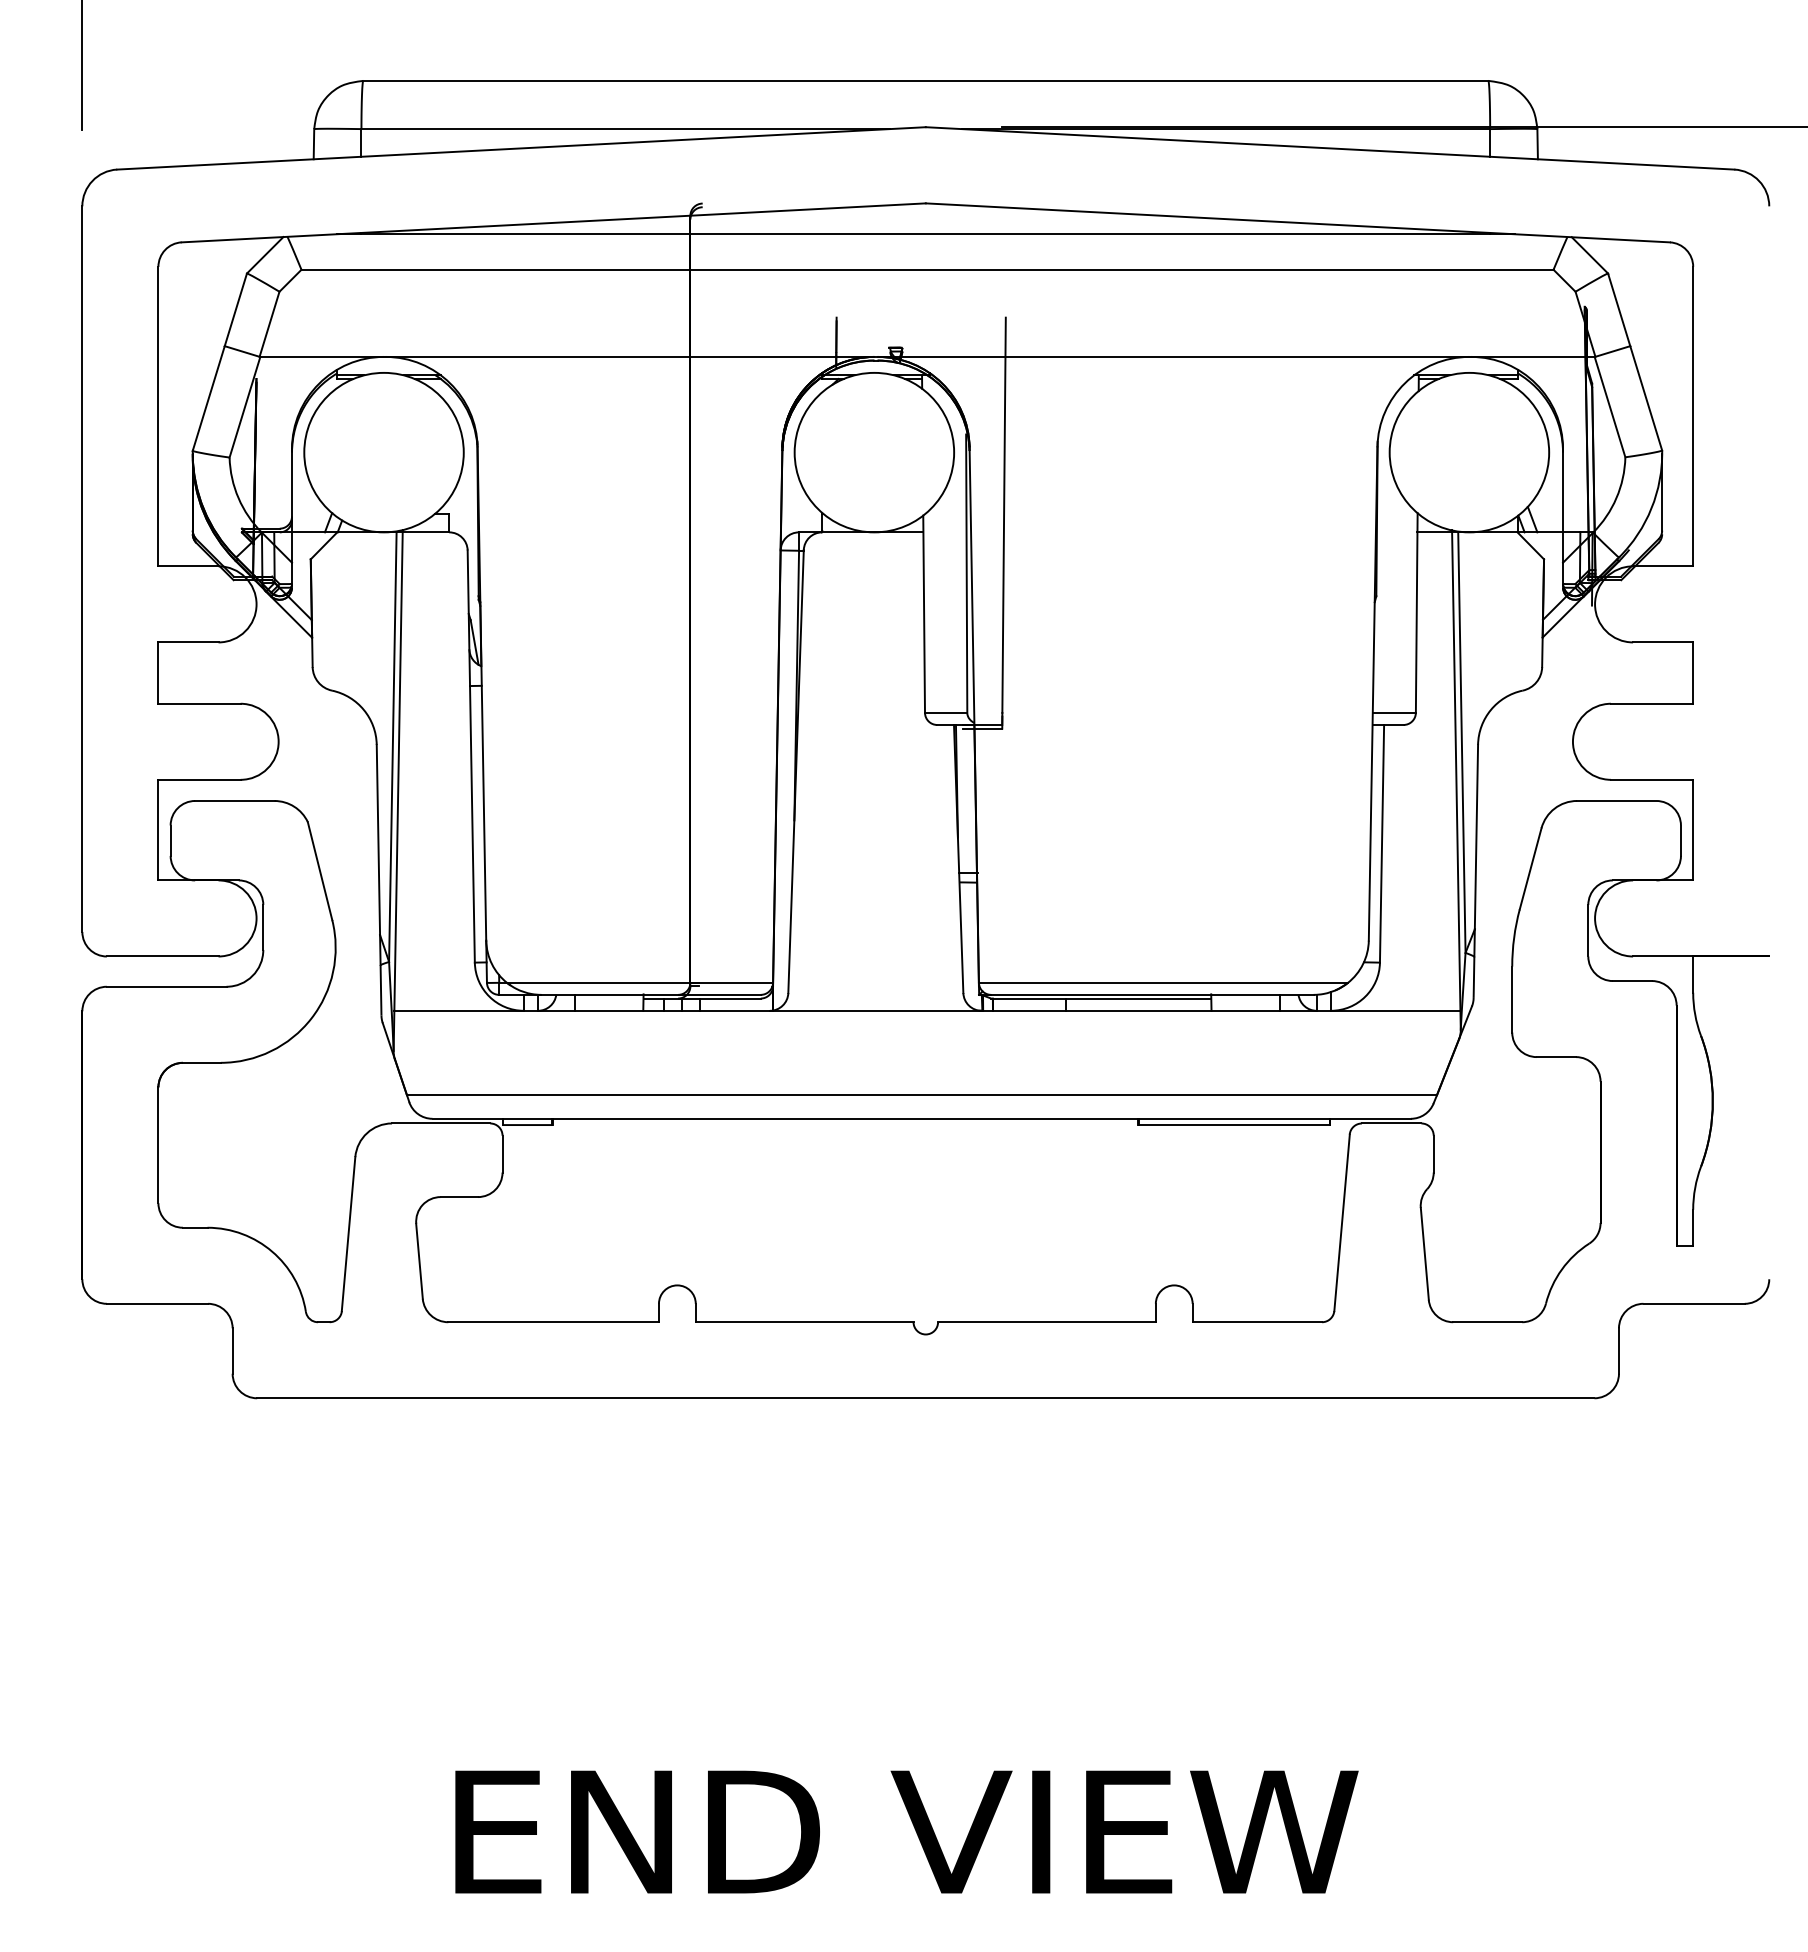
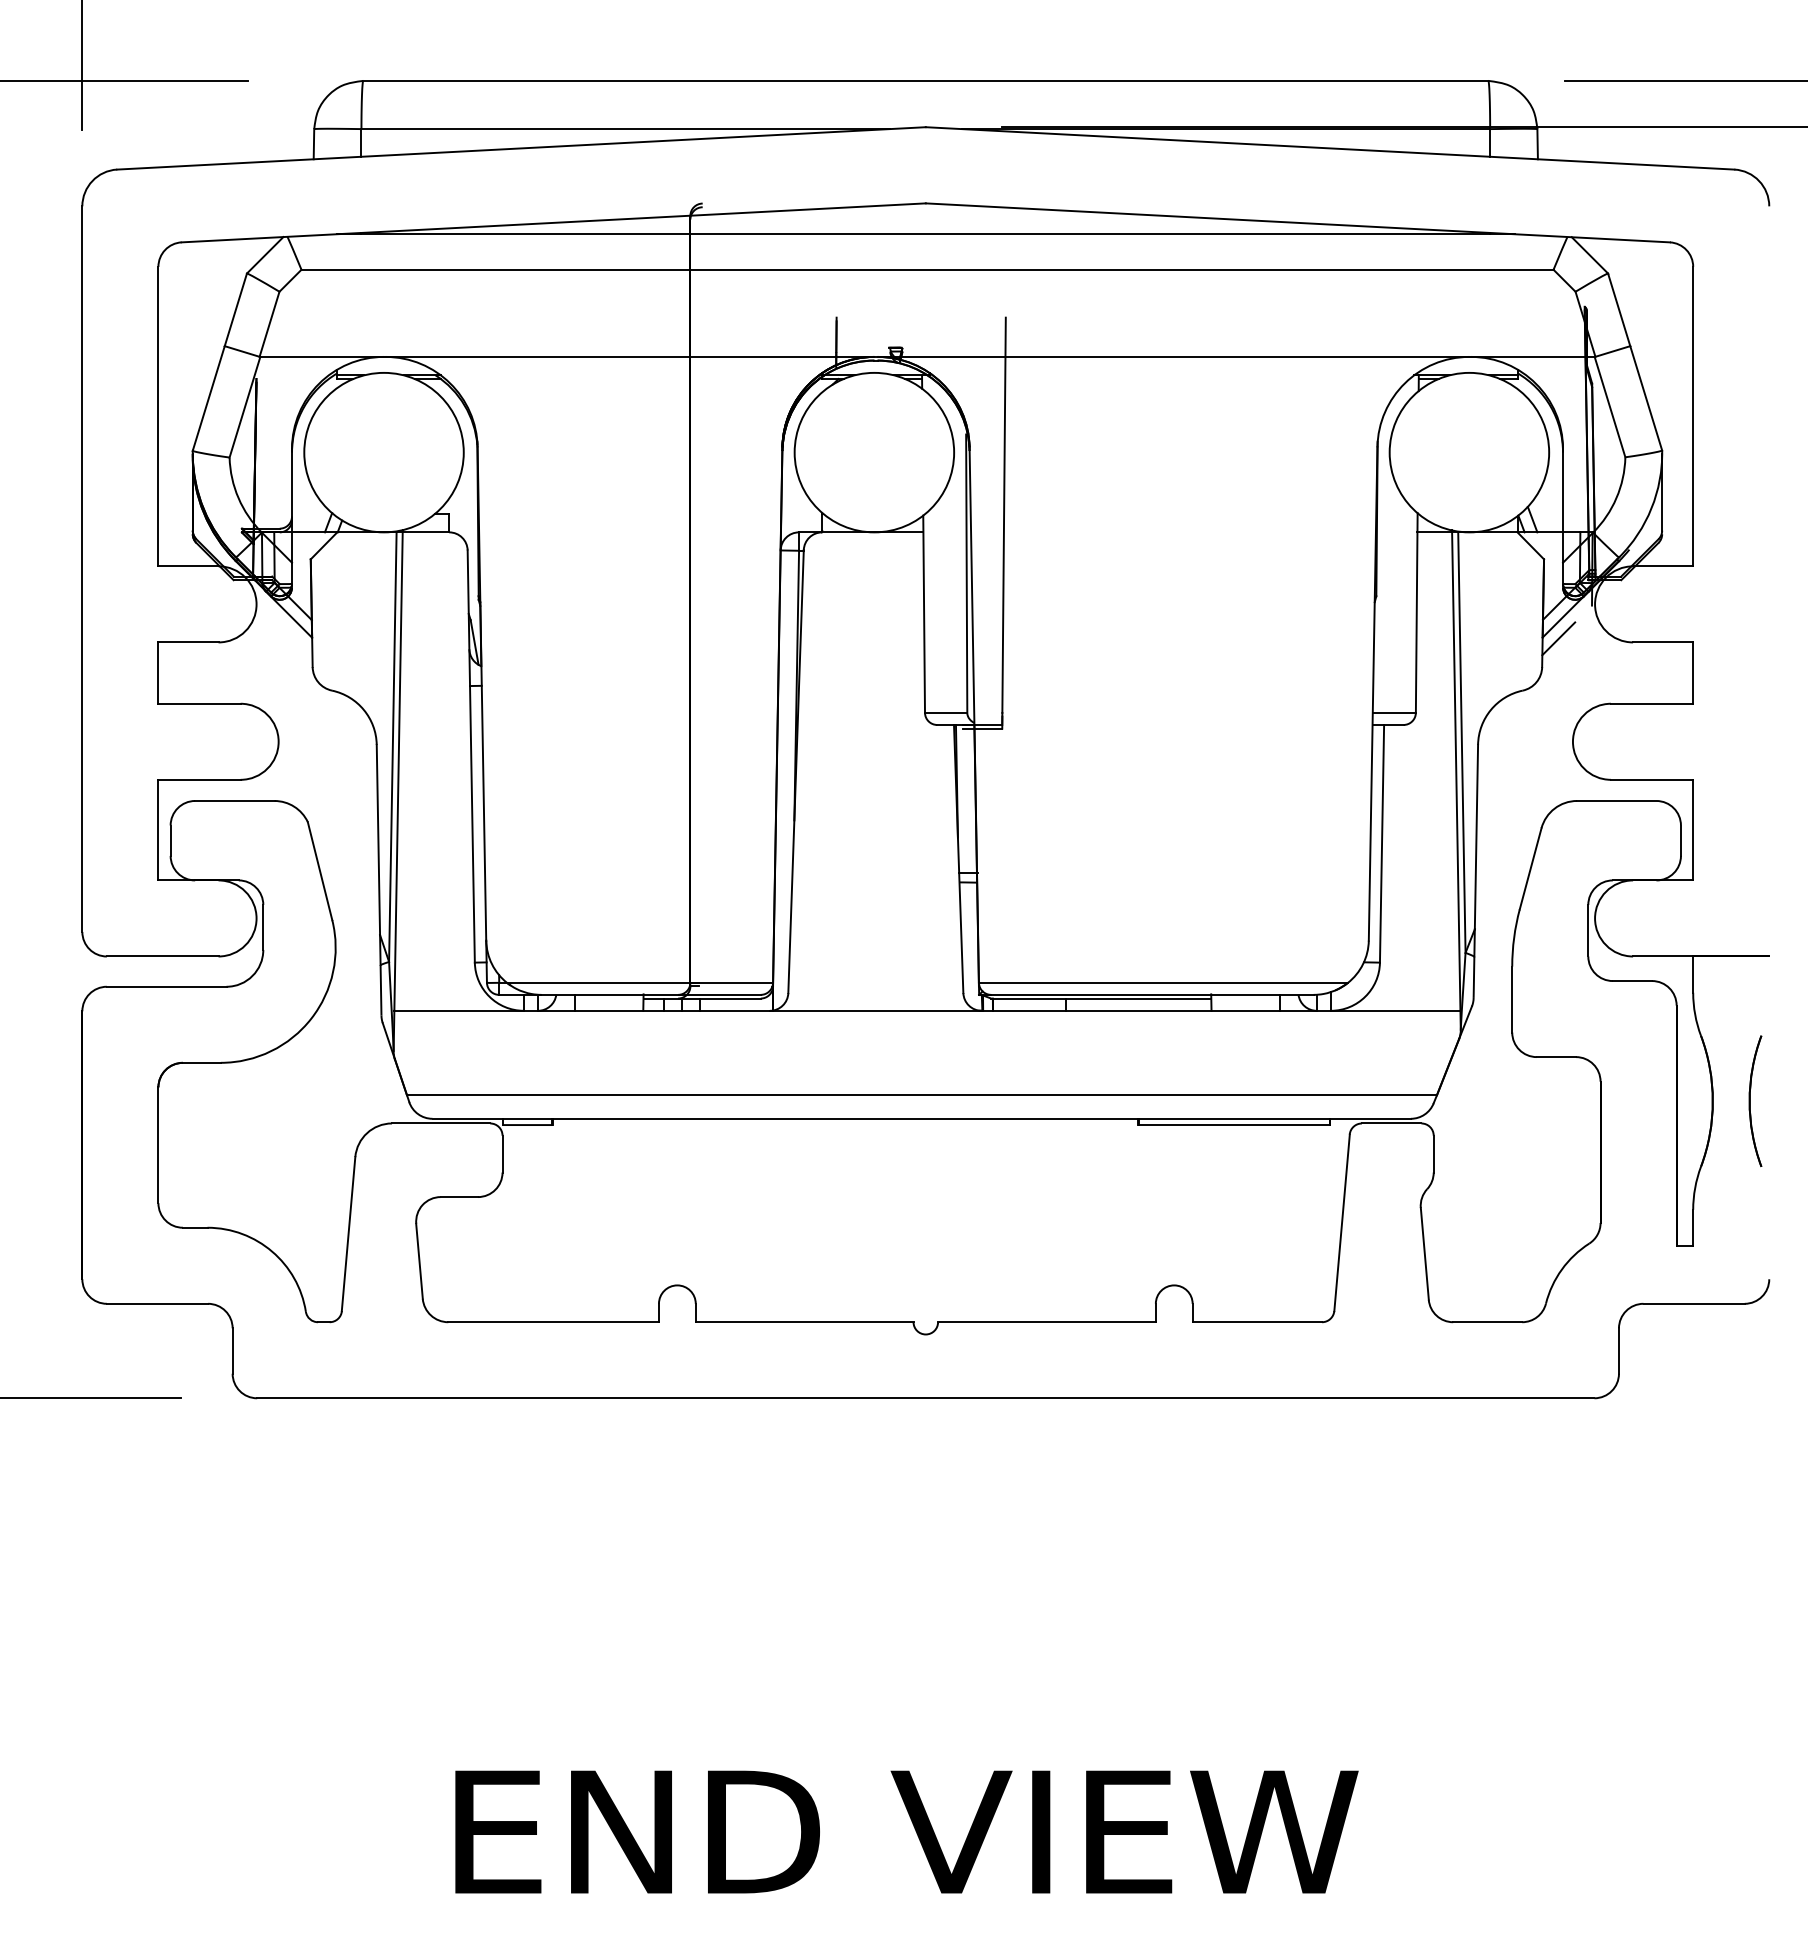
line: none -> present (124, 80)
line: none -> present (1684, 80)
line: none -> present (1558, 638)
part: none -> present (1755, 1101)
line: none -> present (91, 1398)
